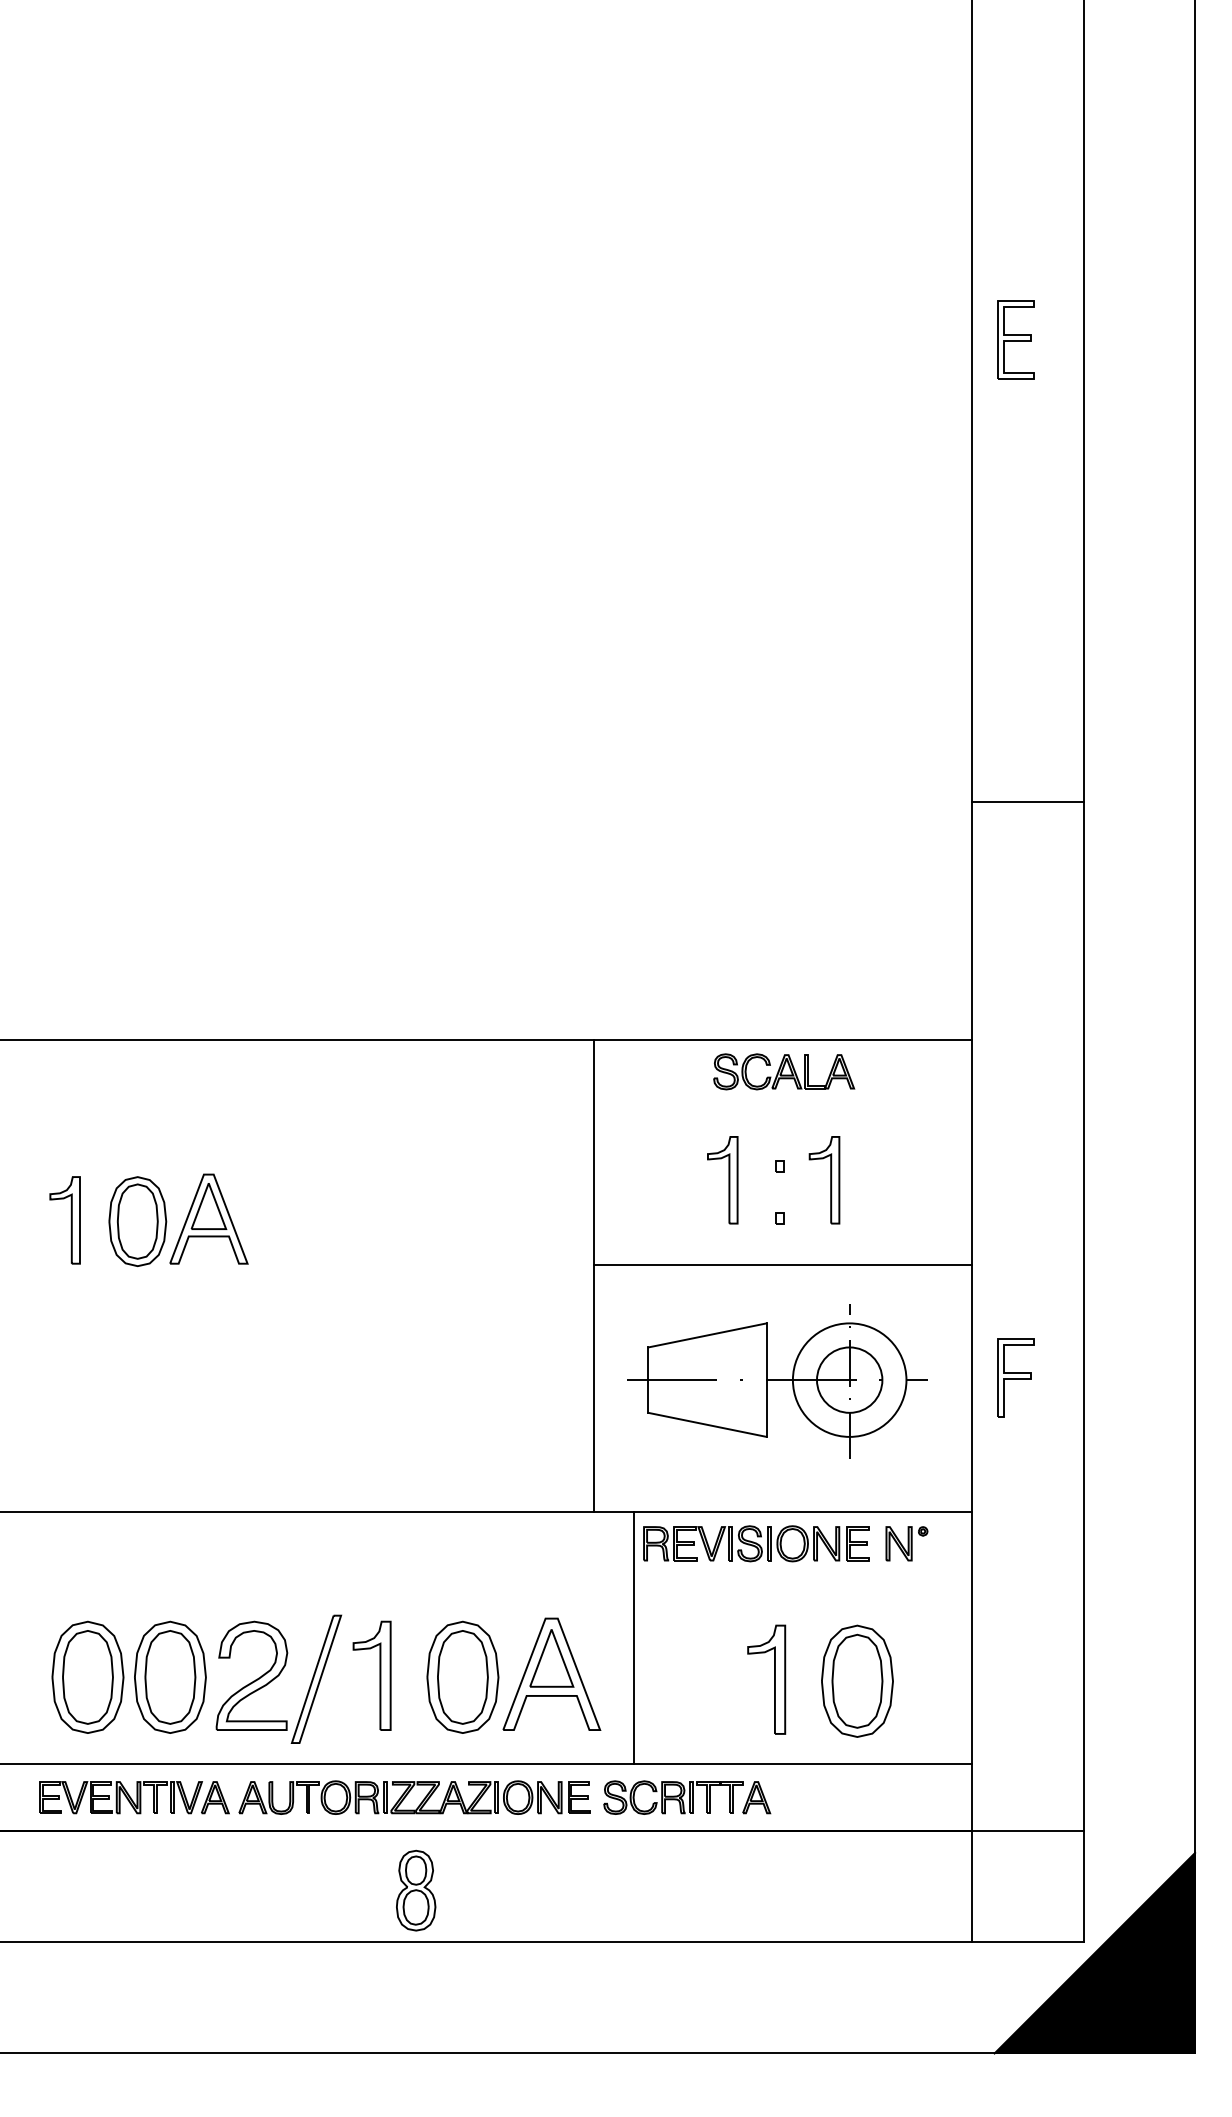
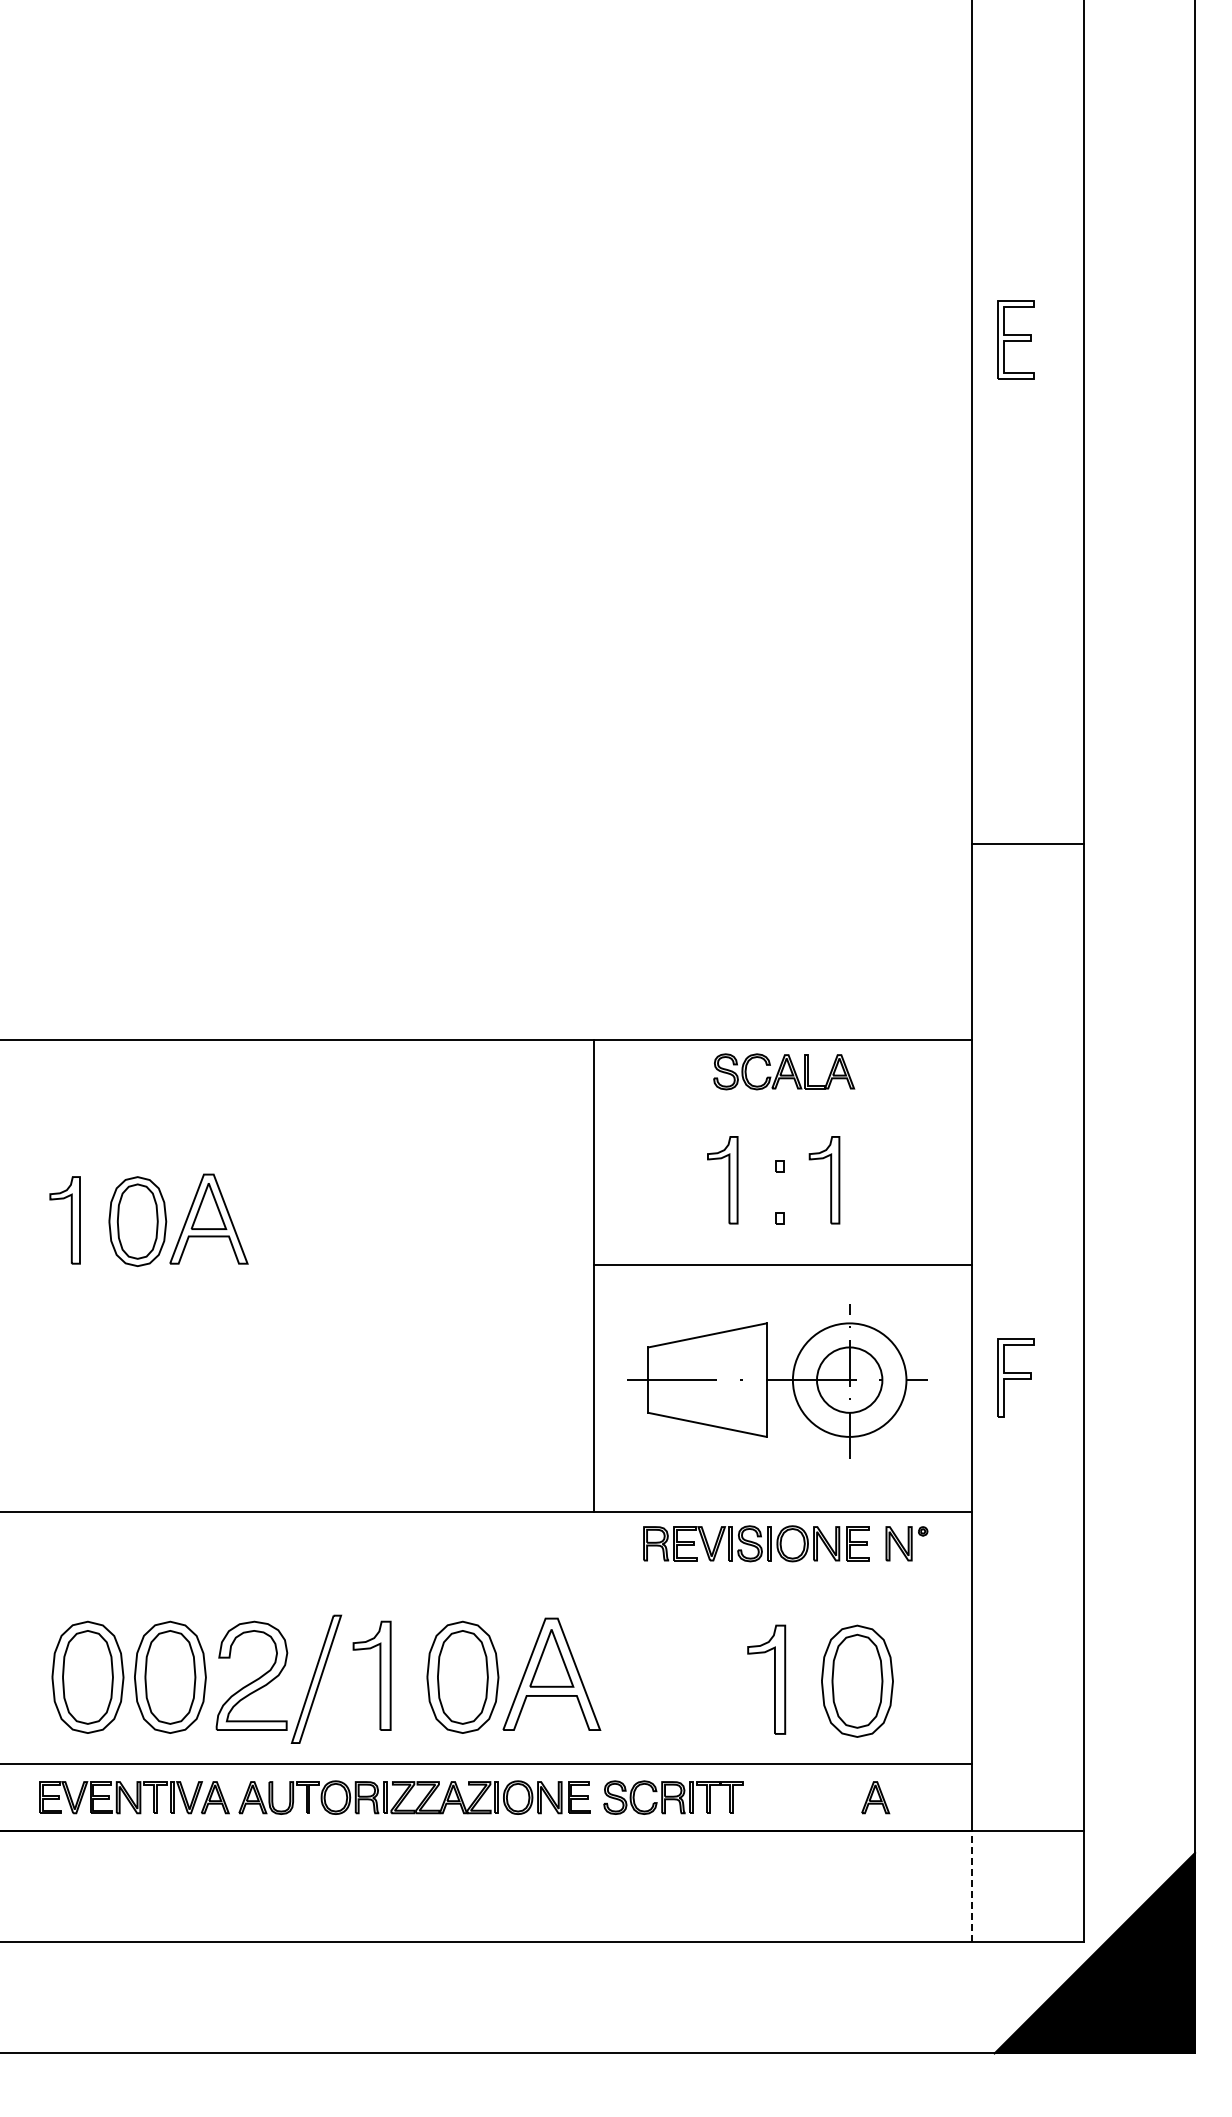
line position: (1027, 802) -> (1027, 844) (1027, 844)
line: present -> none (633, 1637)
part position: (756, 1797) -> (875, 1797) (875, 1797)
line: solid -> dashed (972, 1886)
part: present -> none (416, 1890)
